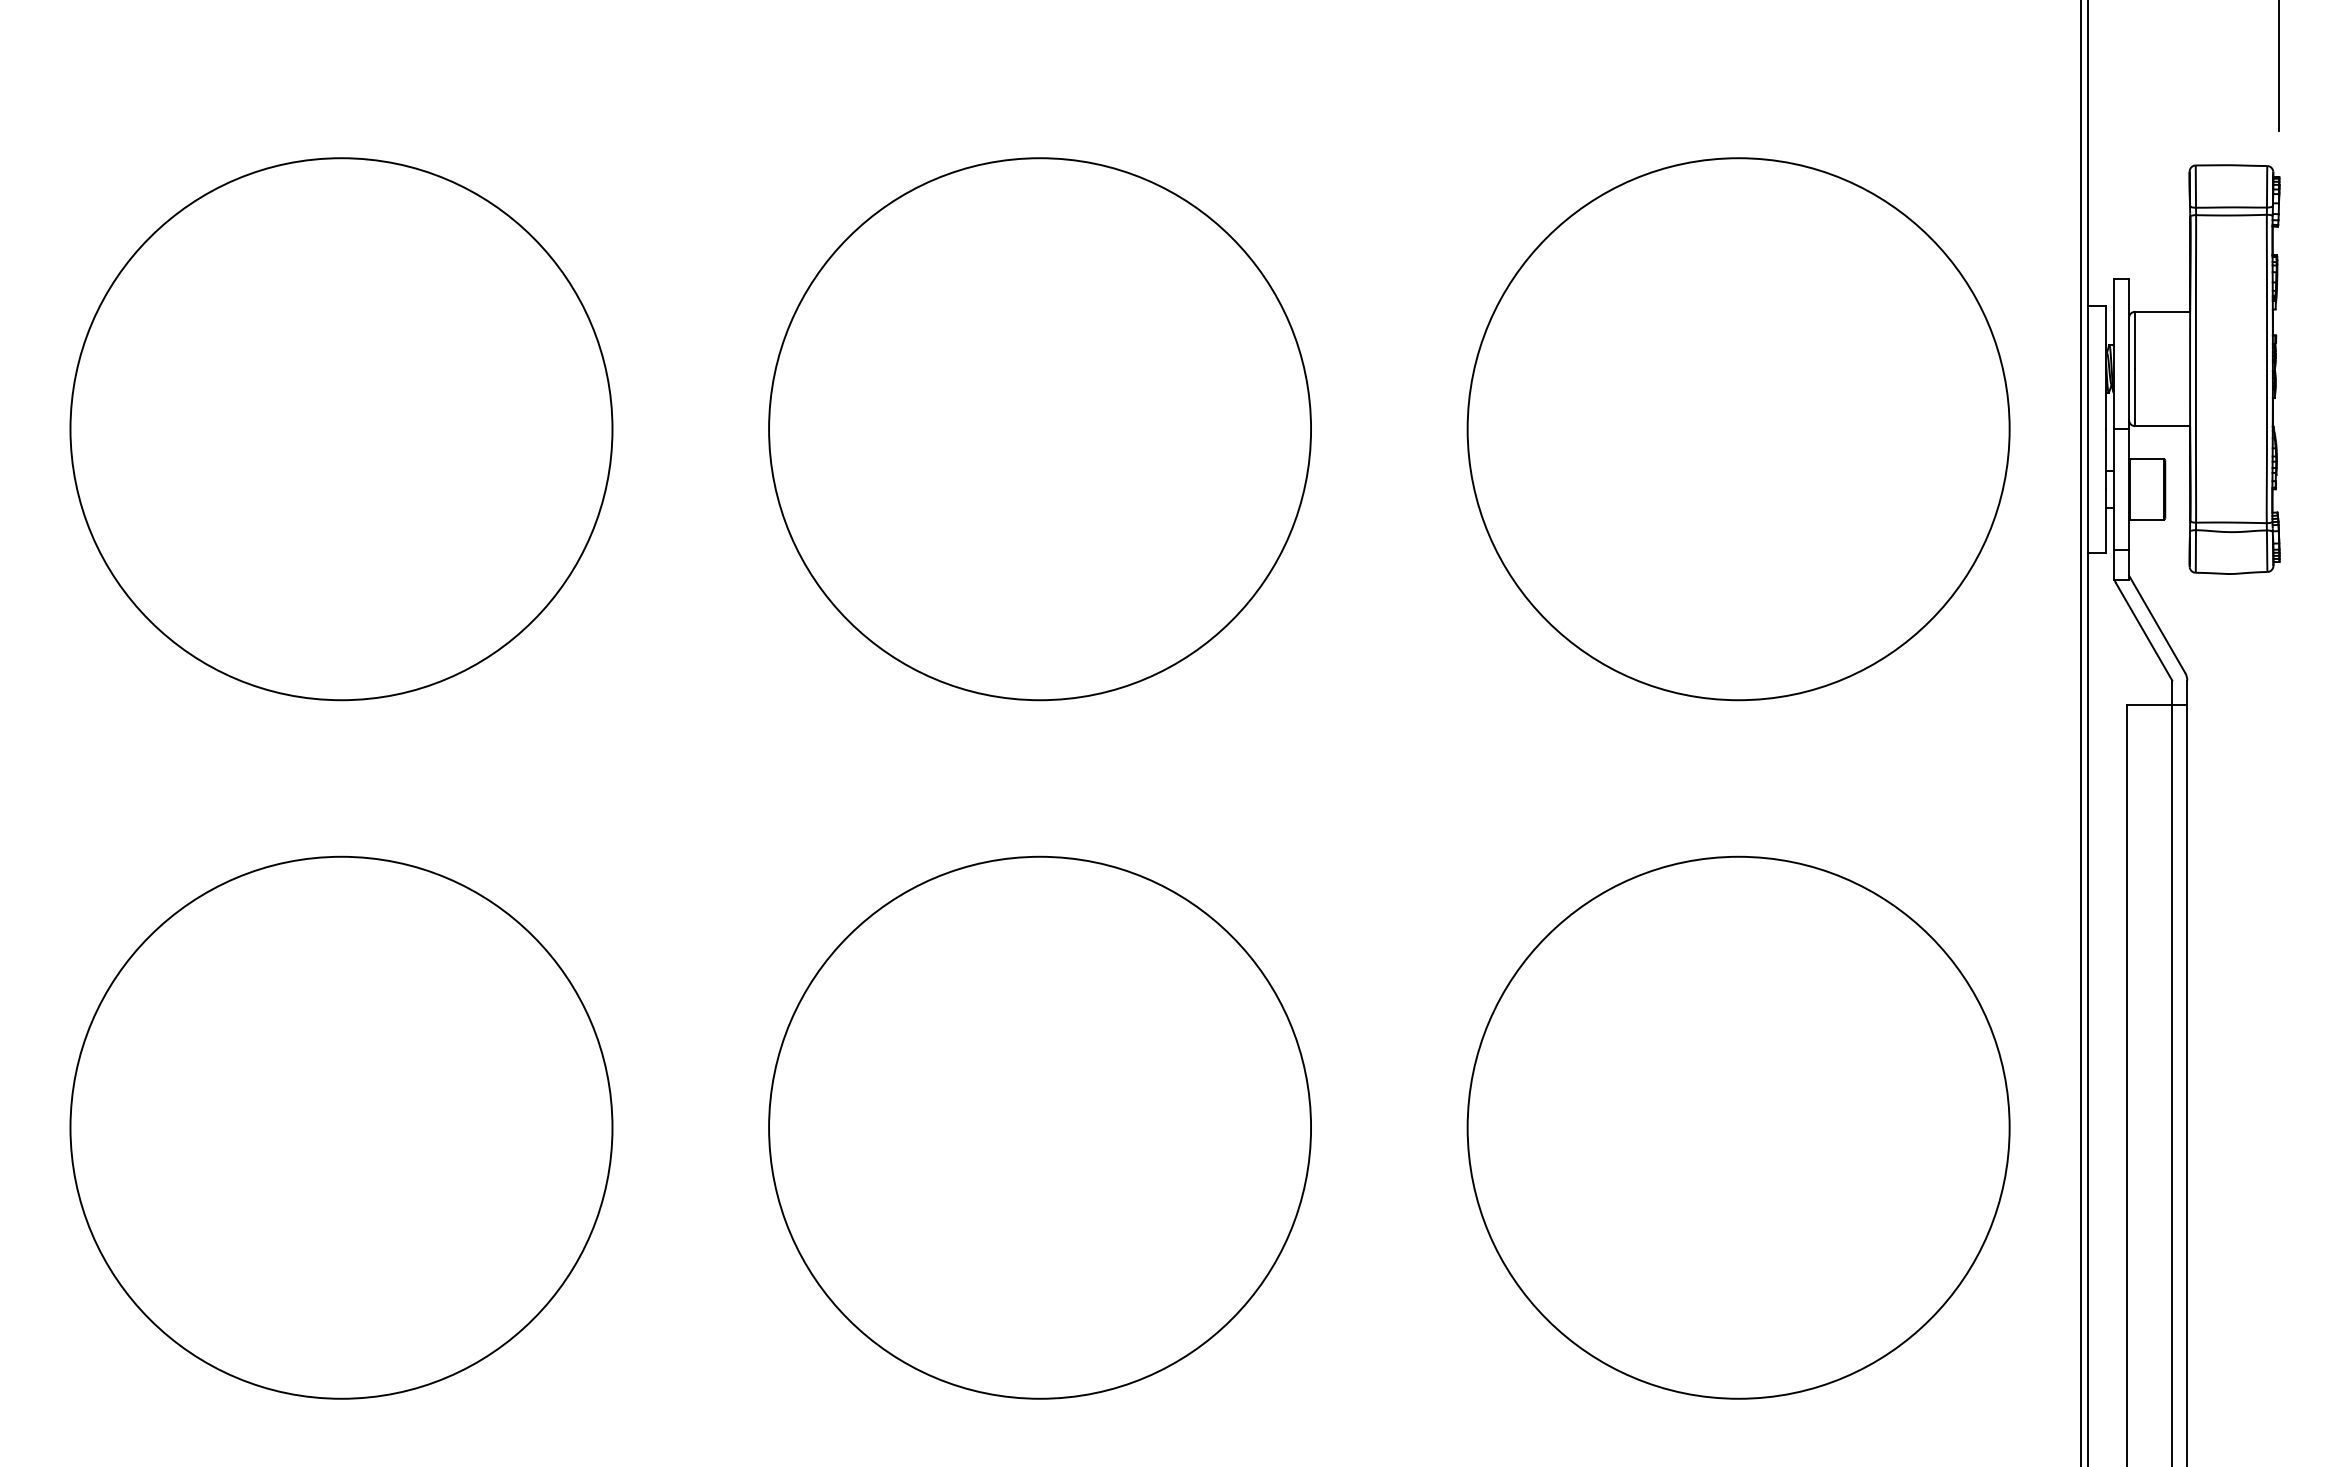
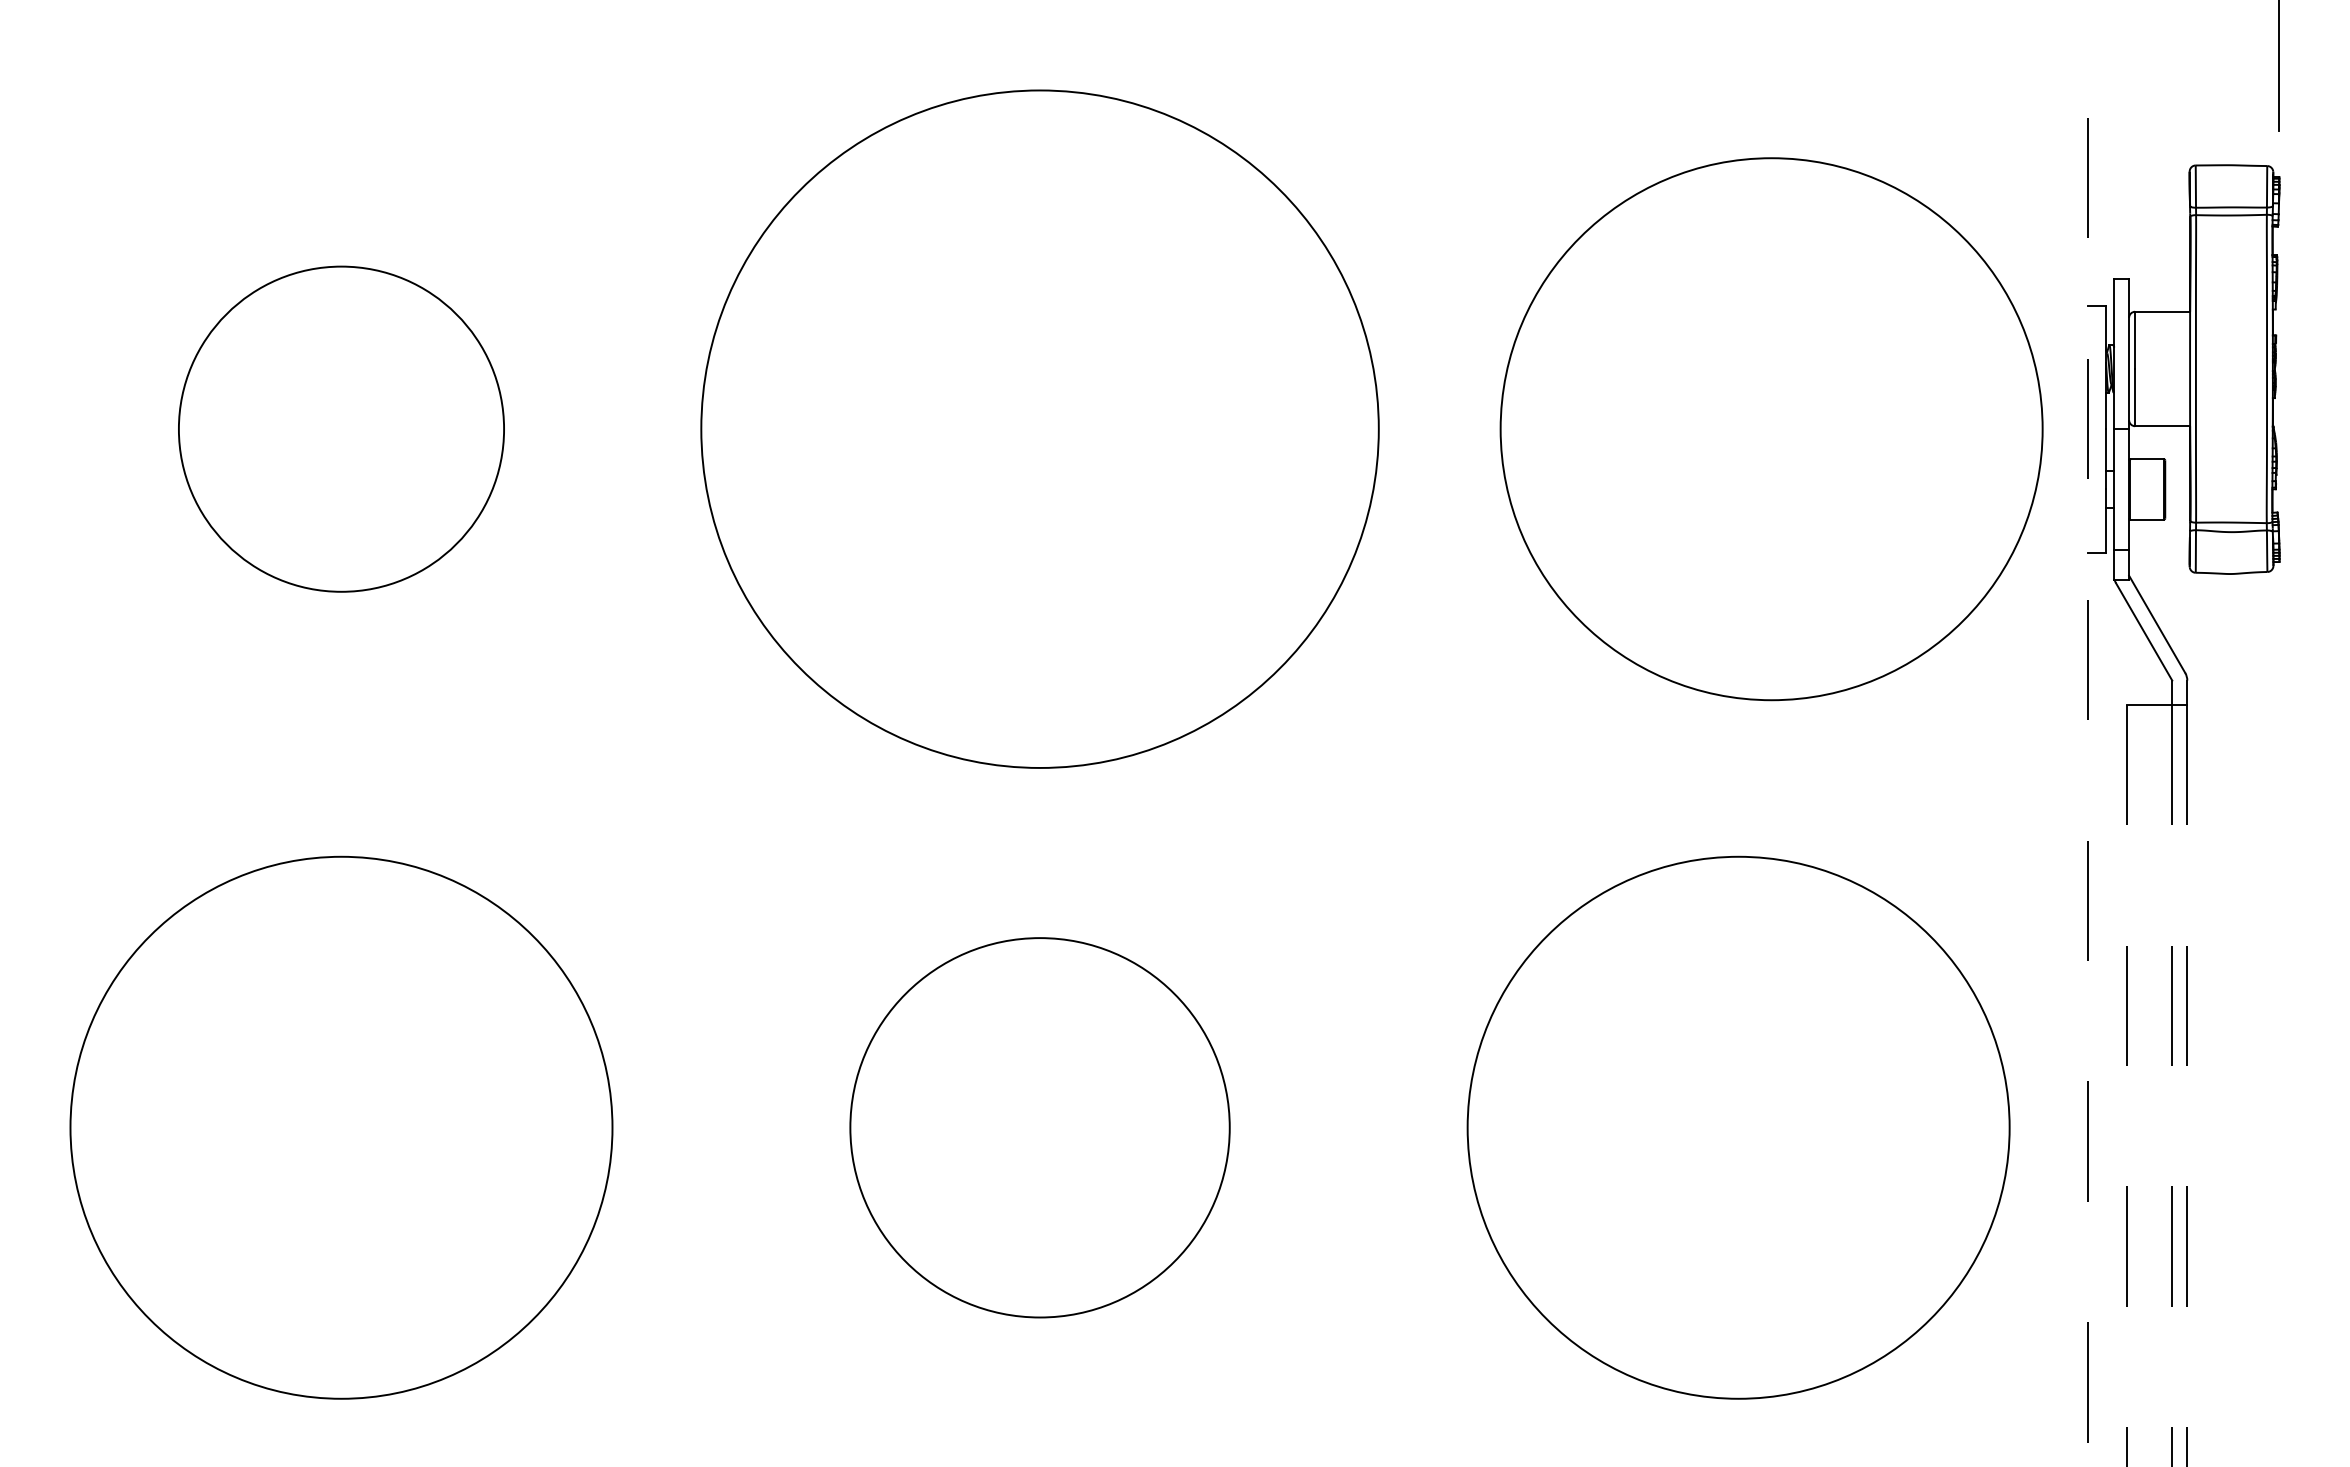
circle diameter: 542 px -> 325 px (341, 428)
circle diameter: 542 px -> 677 px (1039, 428)
circle position: (1738, 429) -> (1771, 429) (1771, 429)
line: present -> none (2080, 732)
line: solid -> dashed (2087, 733)
line: solid -> dashed (2127, 1085)
line: solid -> dashed (2172, 1085)
line: solid -> dashed (2187, 1085)
circle diameter: 542 px -> 379 px (1039, 1127)
